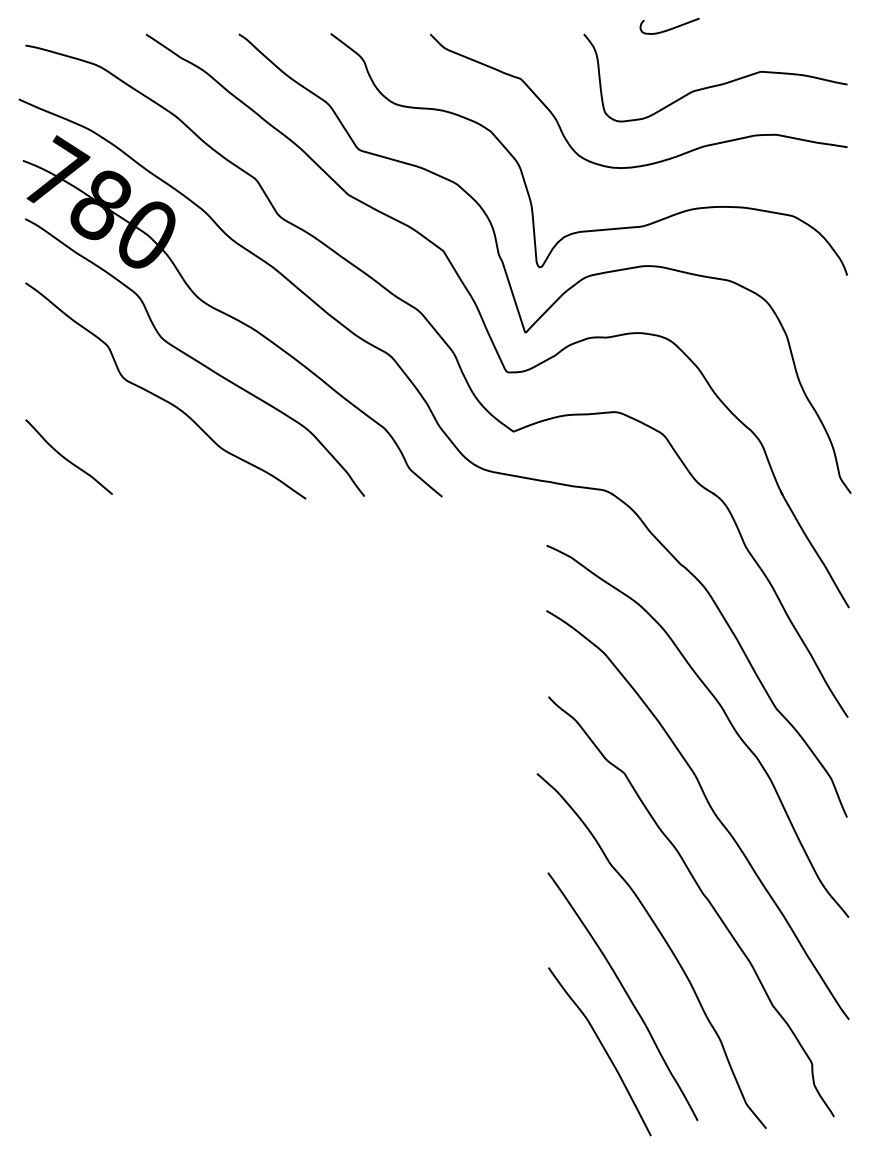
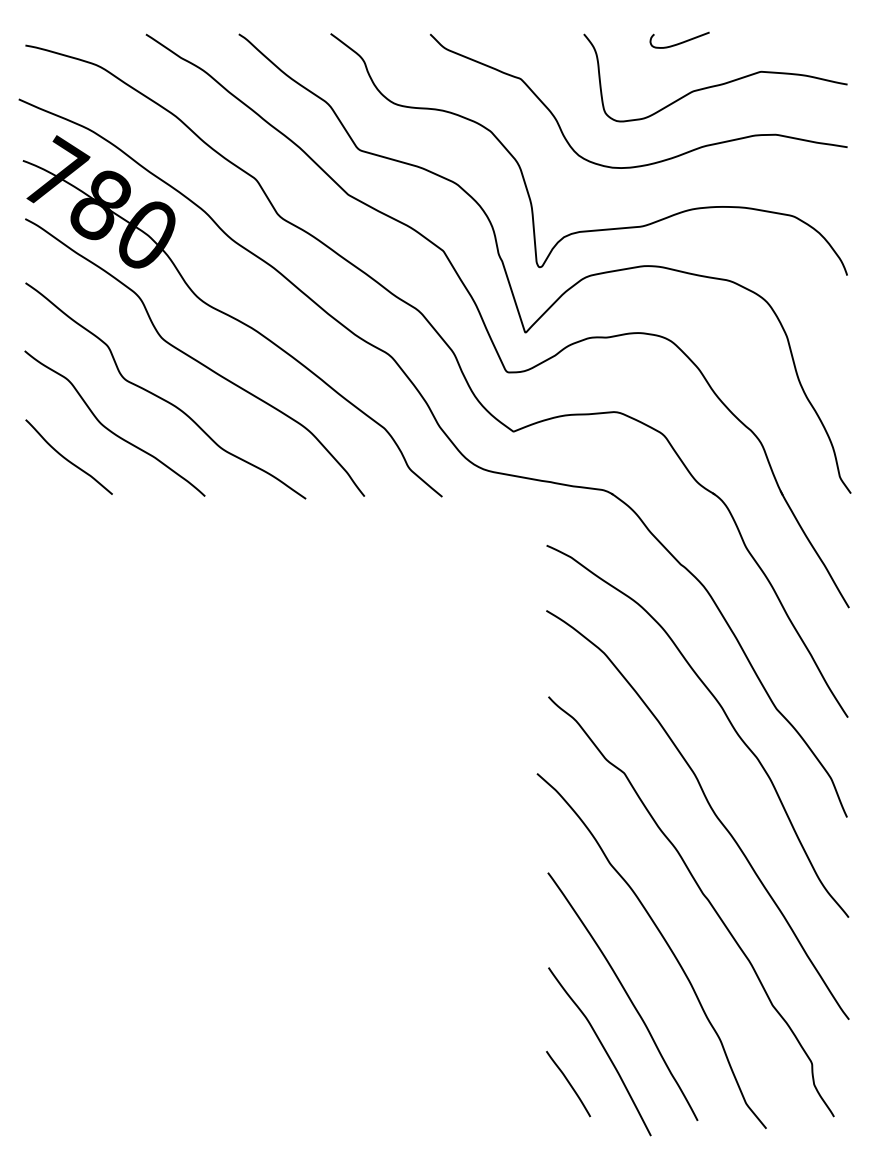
curve position: (669, 28) -> (679, 42) (679, 42)
curve: none -> present (111, 430)
curve: none -> present (568, 1083)
